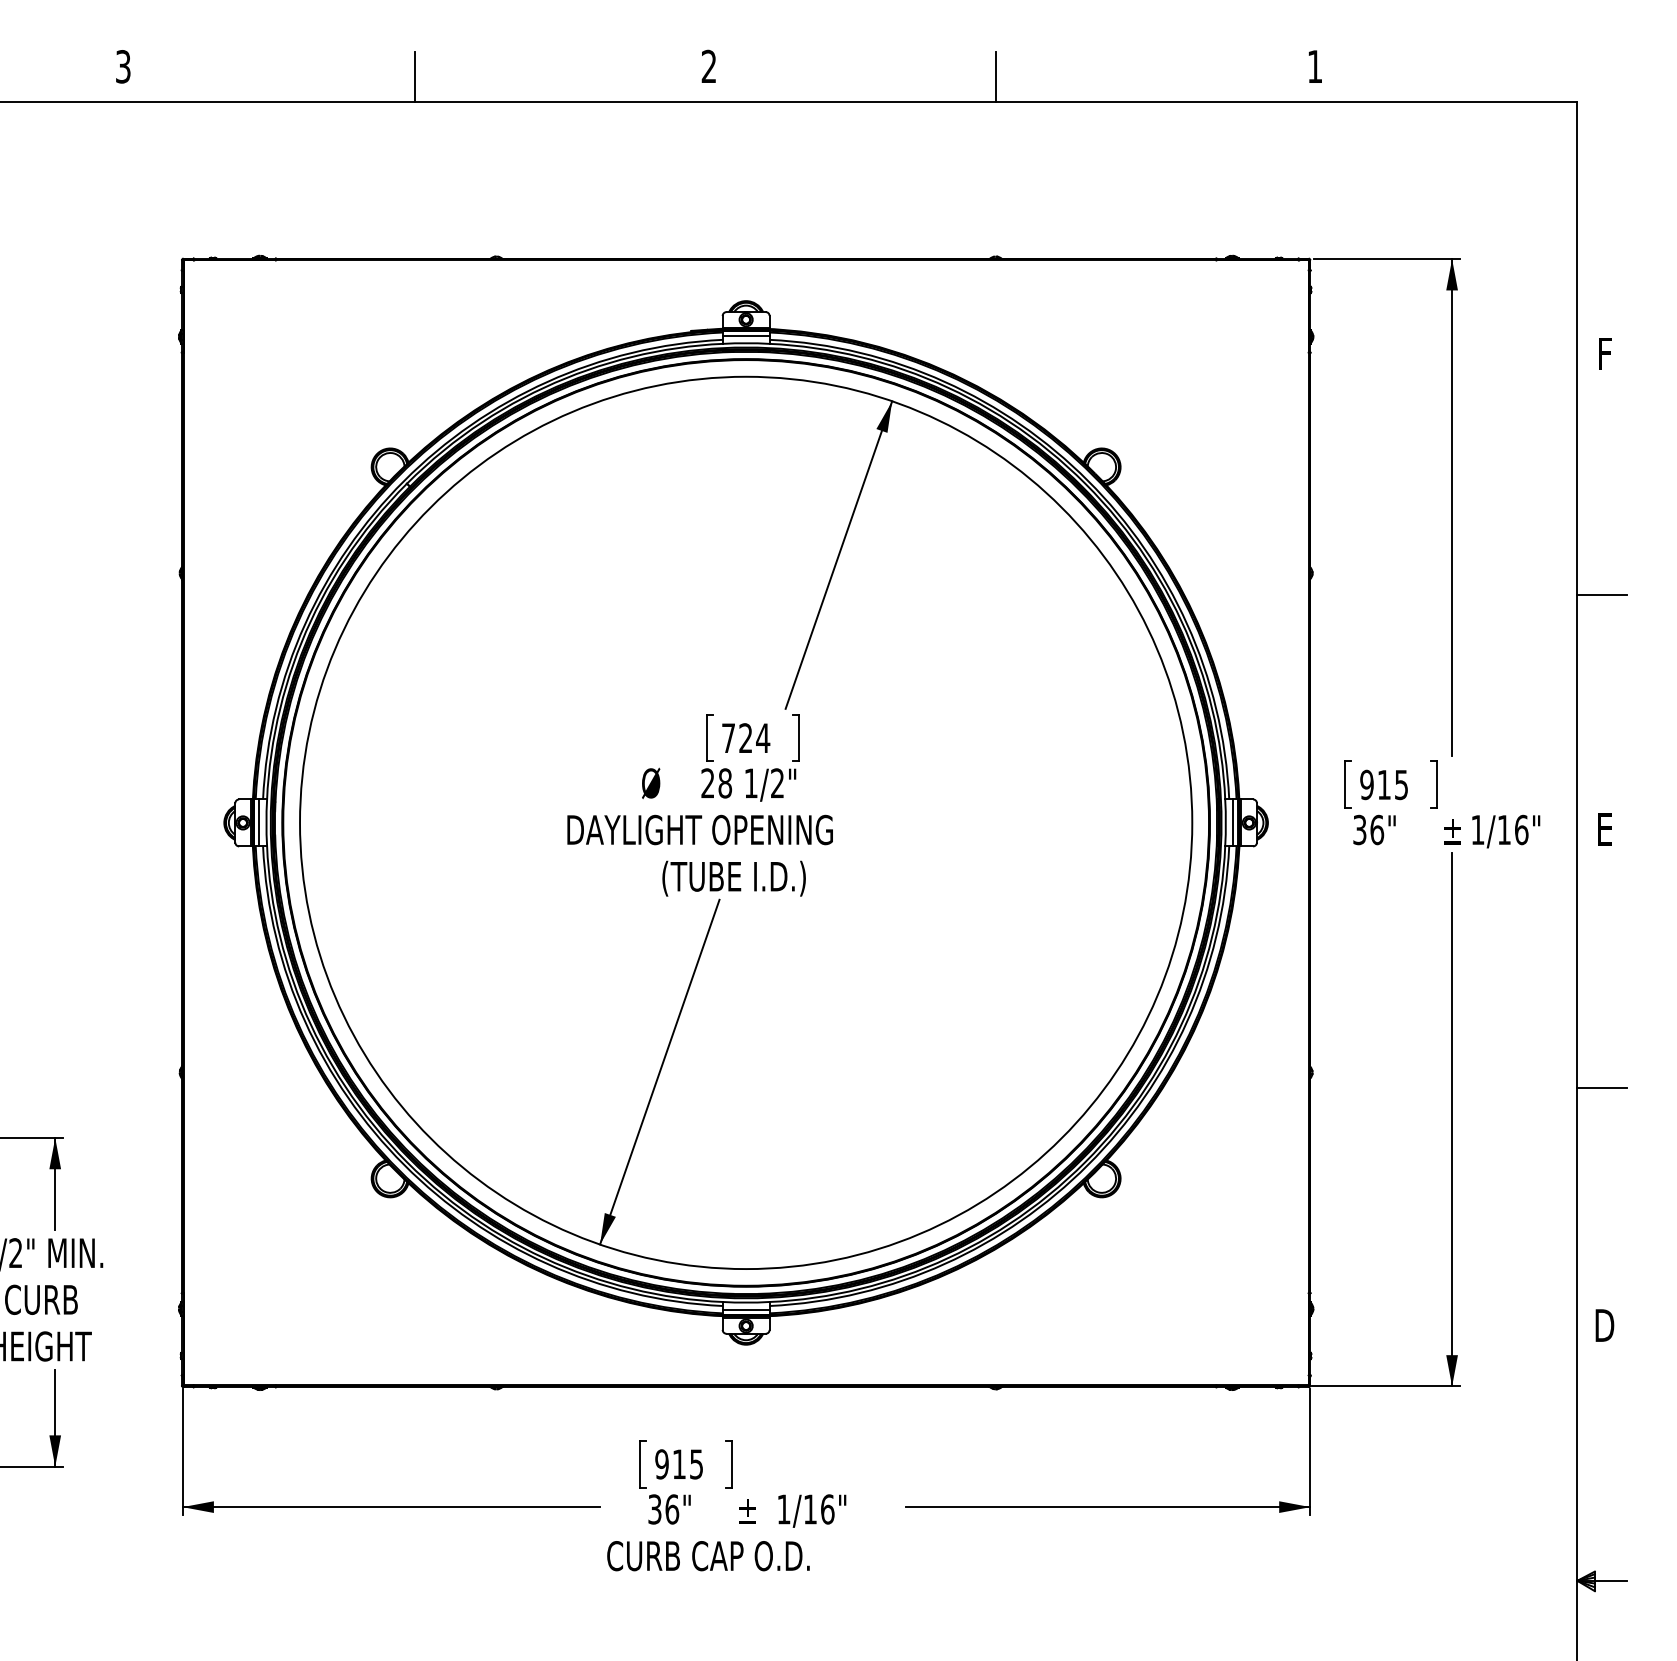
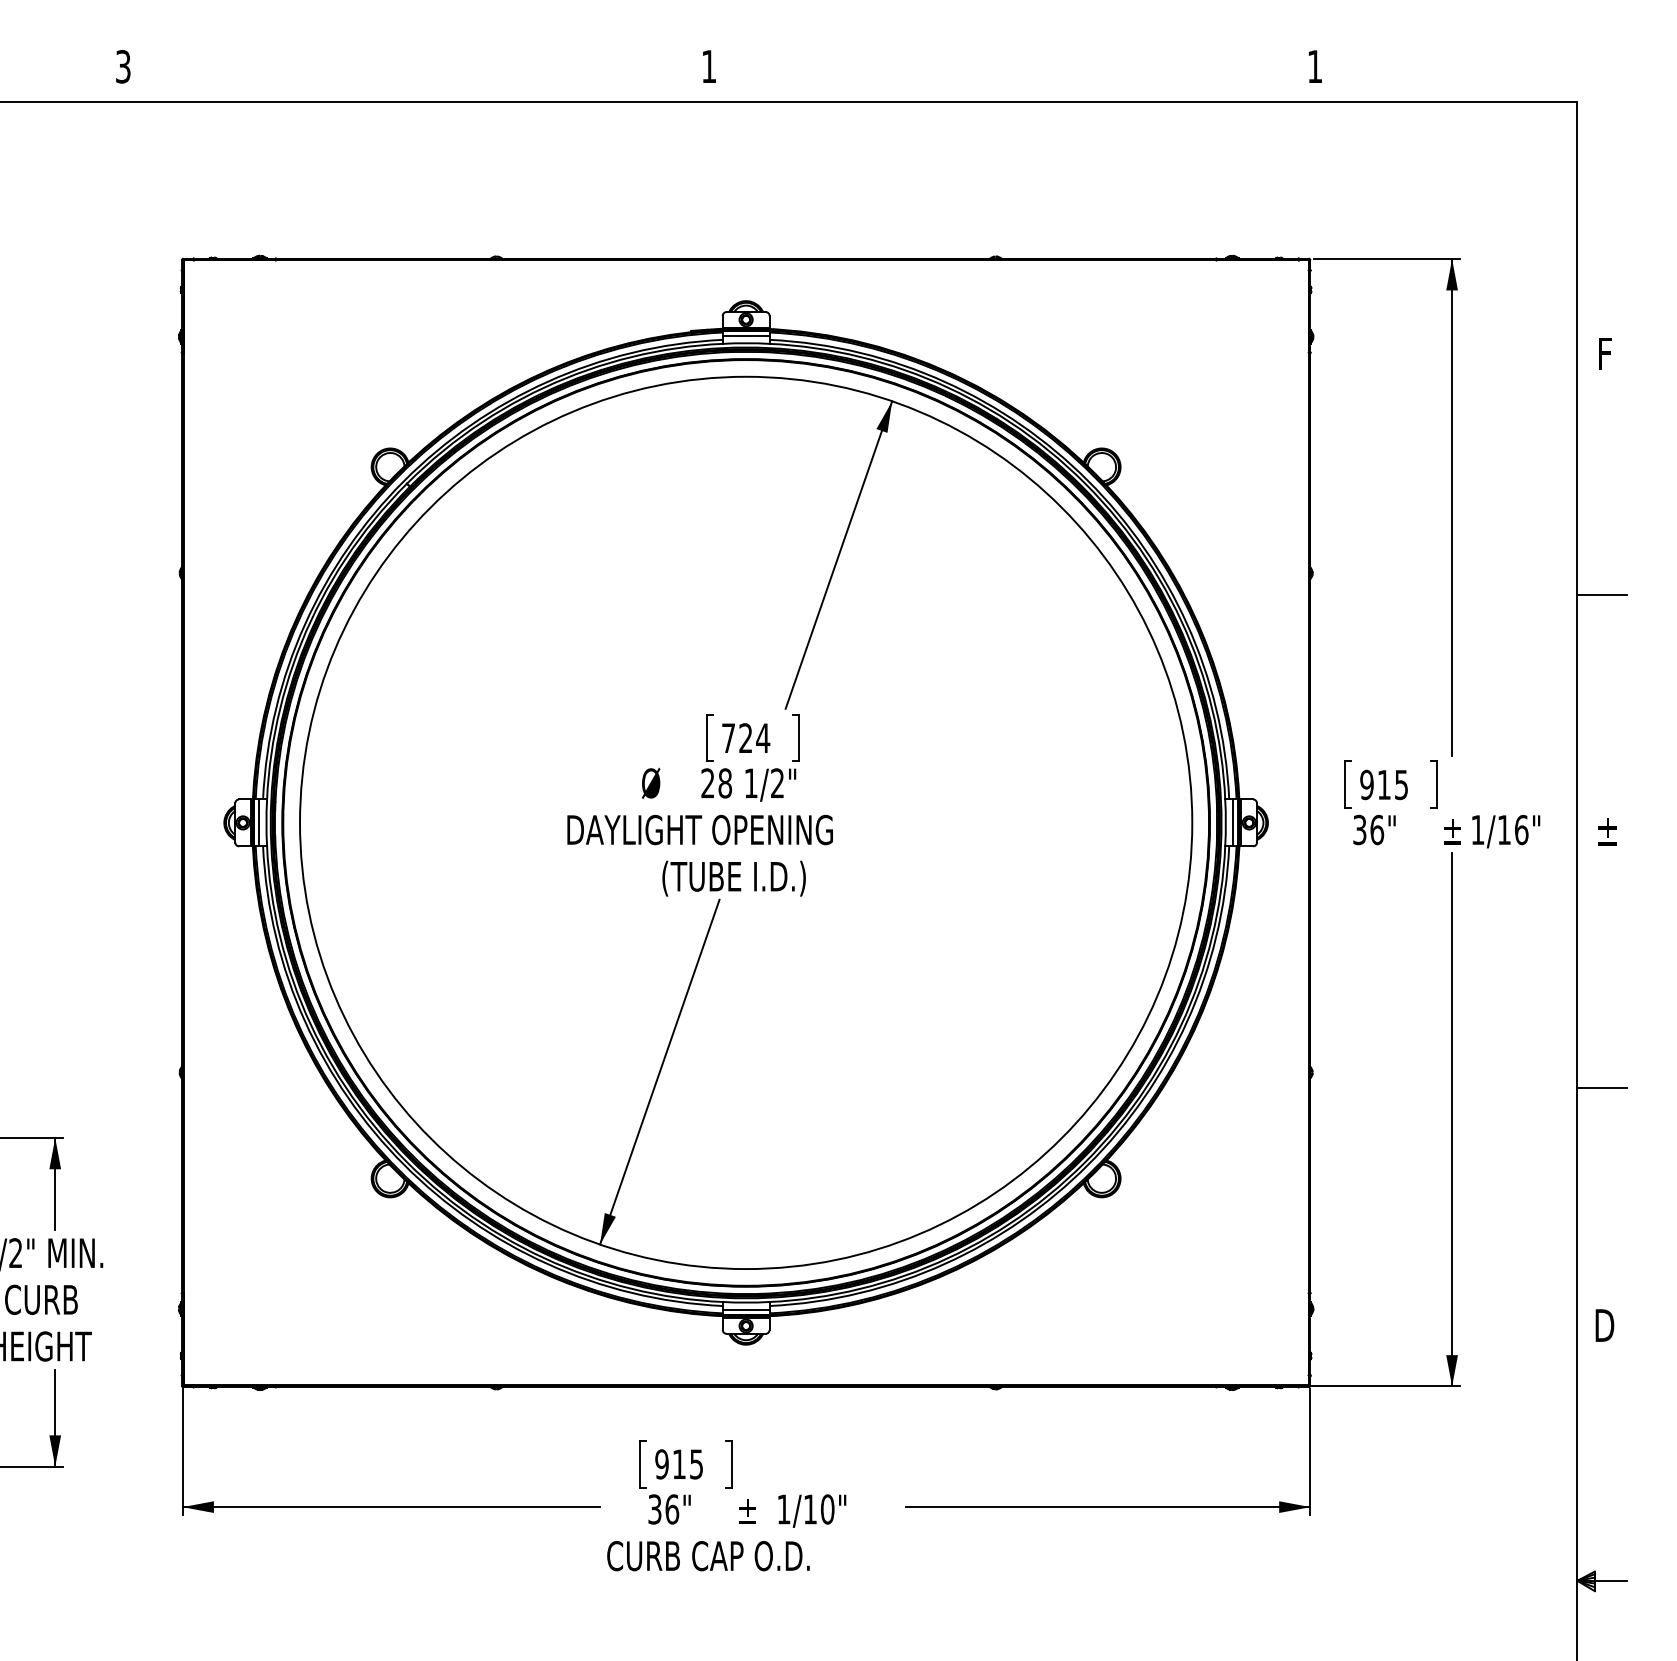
text: 2 -> 1 (708, 65)
line: present -> none (415, 76)
line: present -> none (996, 76)
text: E -> ± (1607, 829)
text: 1/16" -> 1/10" (827, 1509)
